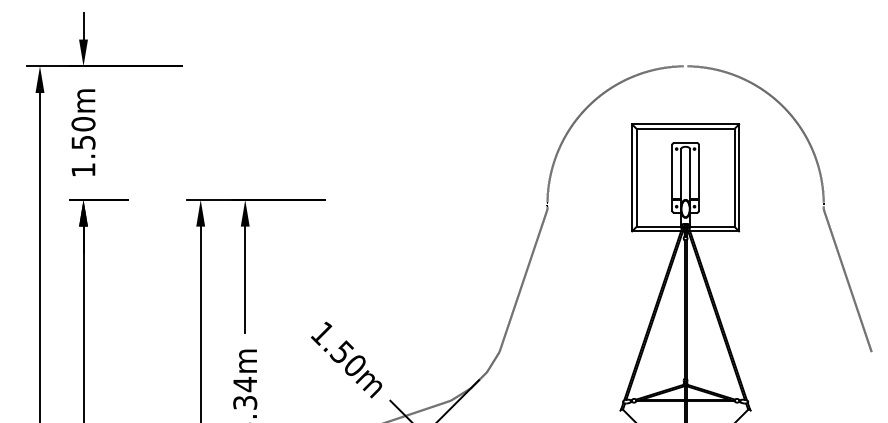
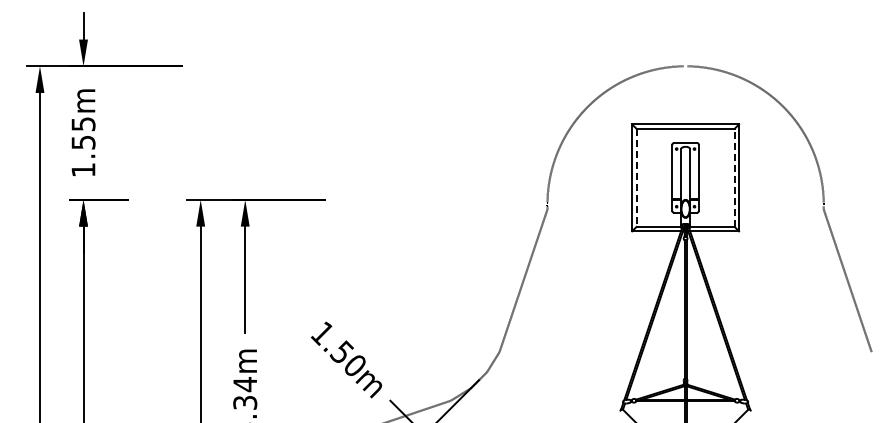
text: 1.50m -> 1.55m (83, 124)
line: solid -> dashed (636, 177)
line: solid -> dashed (734, 177)
